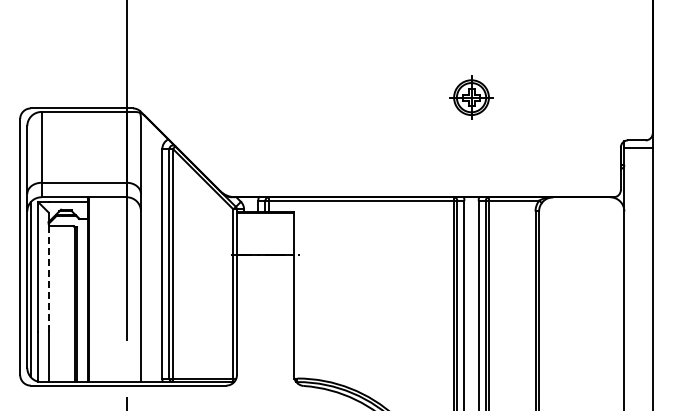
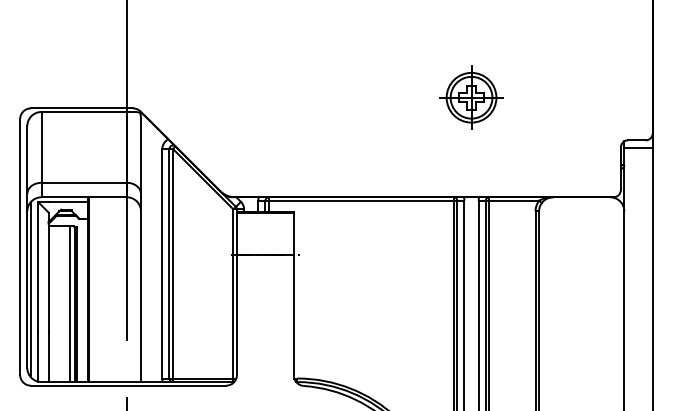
part size: 45x45 px -> 65x65 px (471, 97)
line: dashed -> solid (48, 279)
line: none -> present (69, 304)
